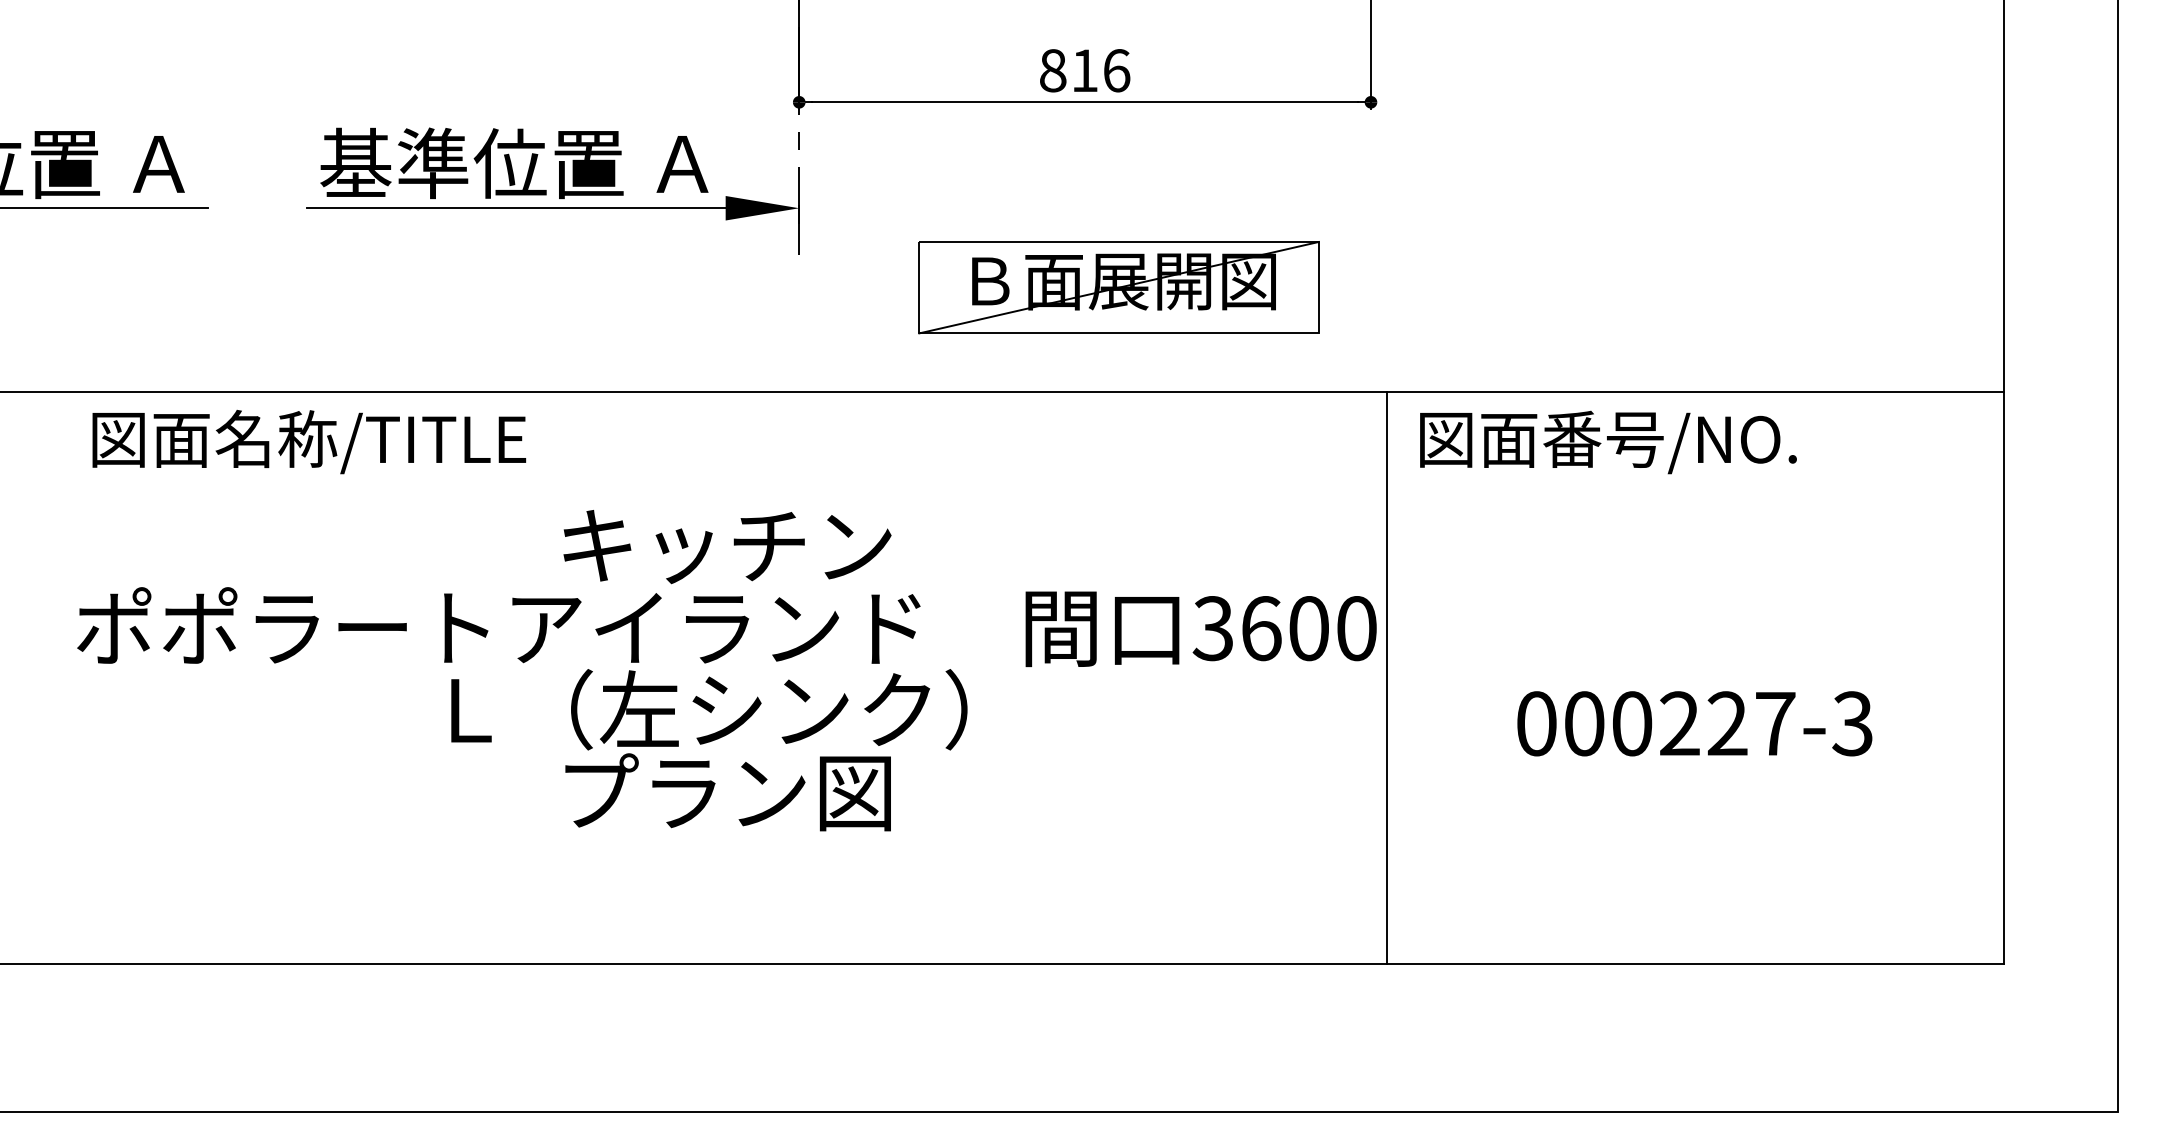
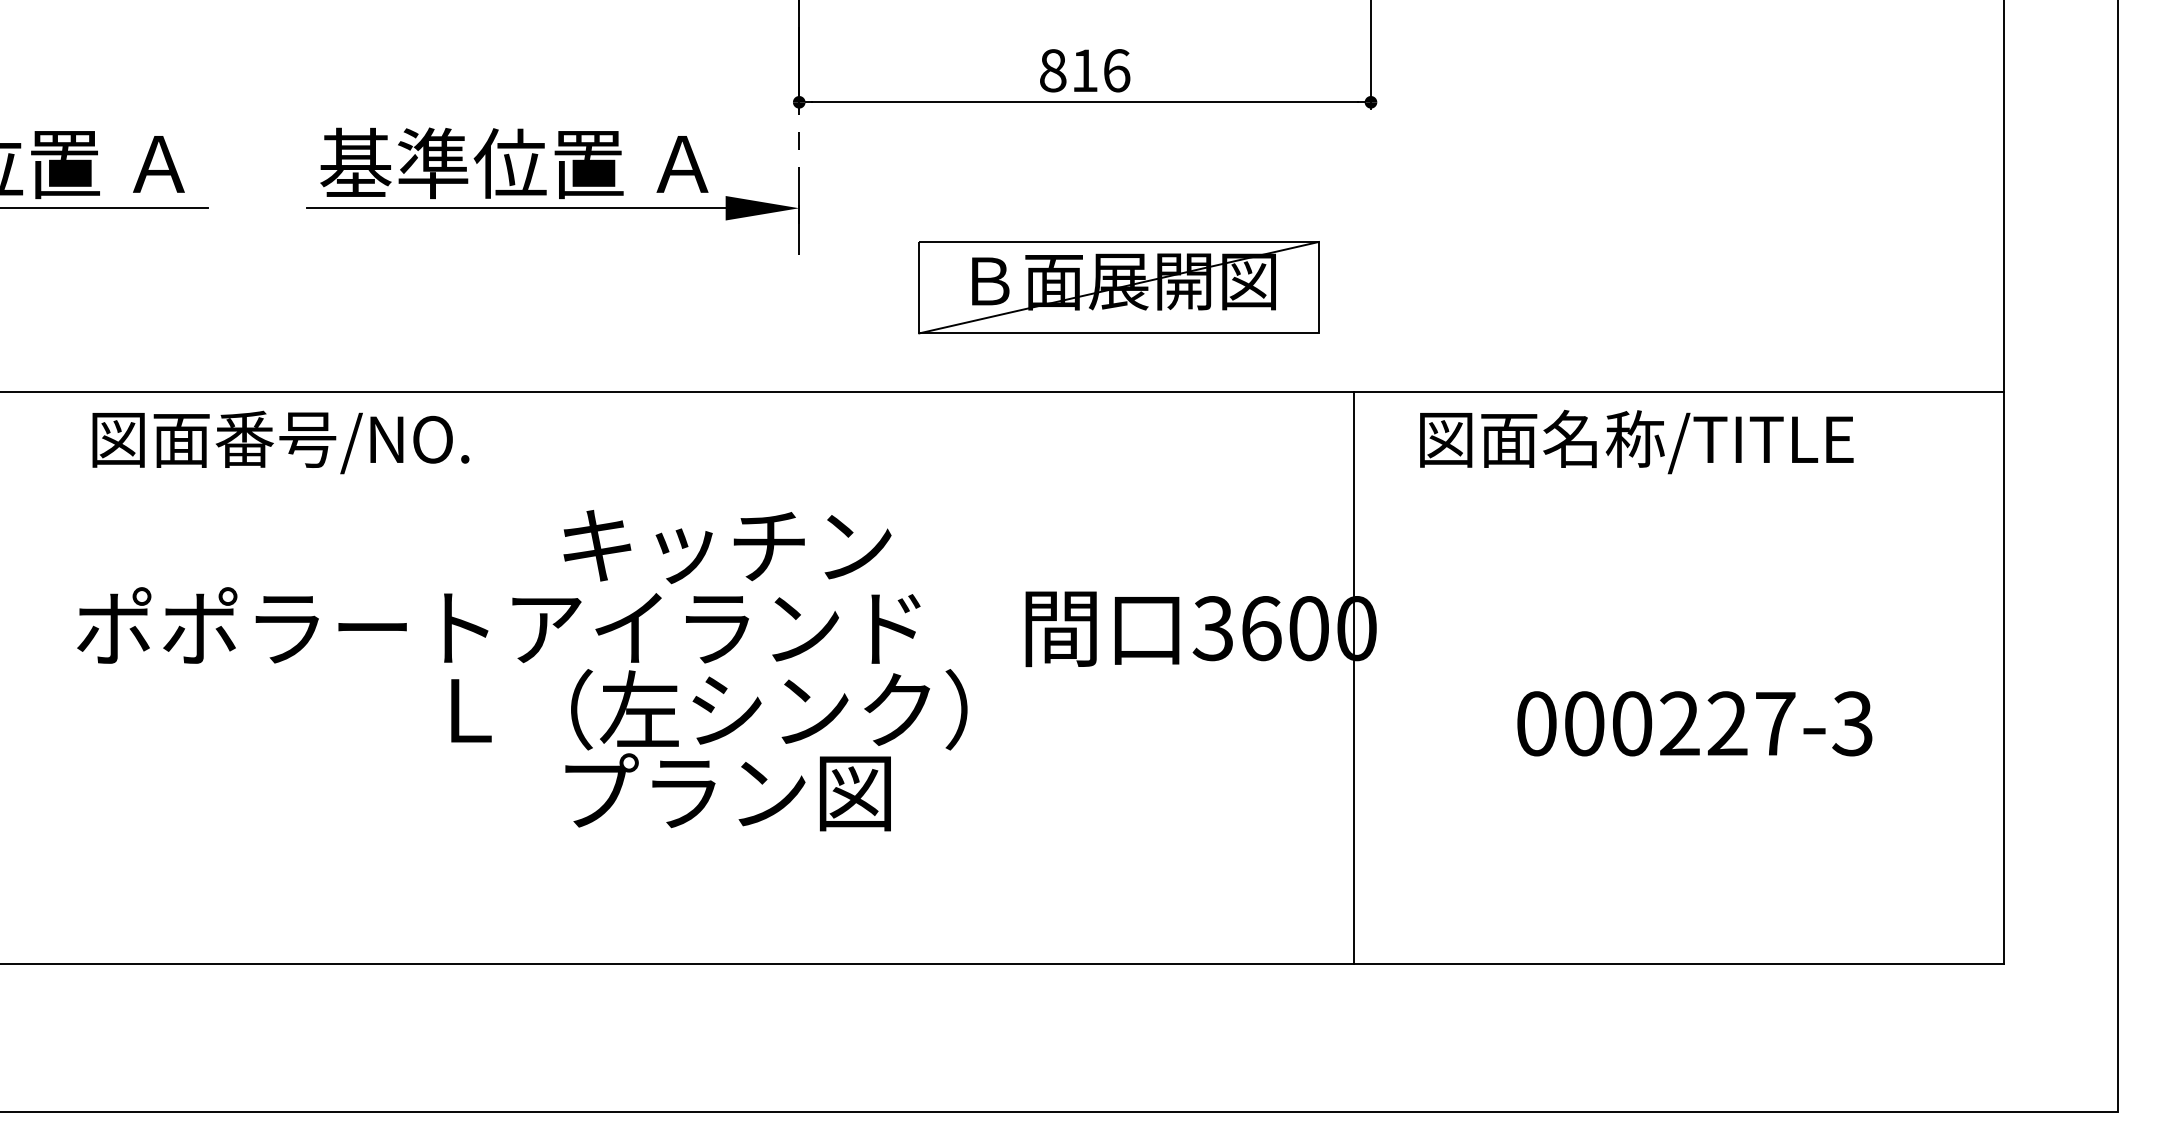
text: 図面名称/TITLE -> 図面番号/NO. (370, 438)
text: 図面番号/NO. -> 図面名称/TITLE (1698, 438)
line position: (1386, 677) -> (1353, 677) (1353, 677)
